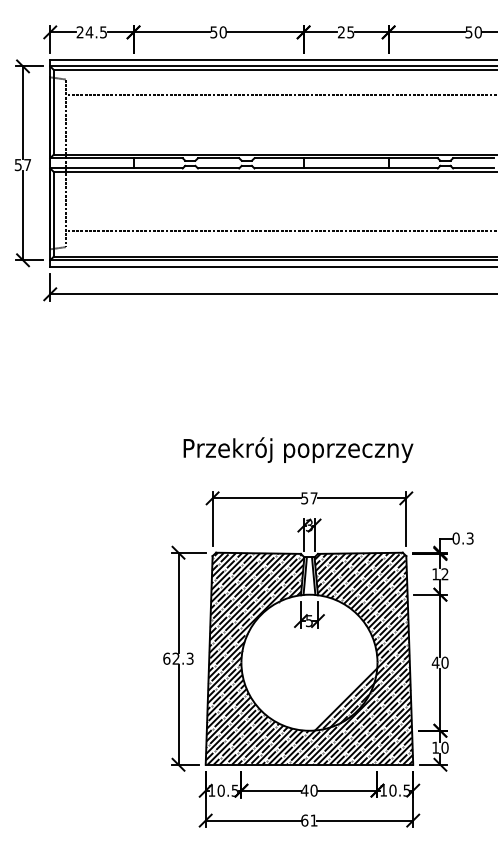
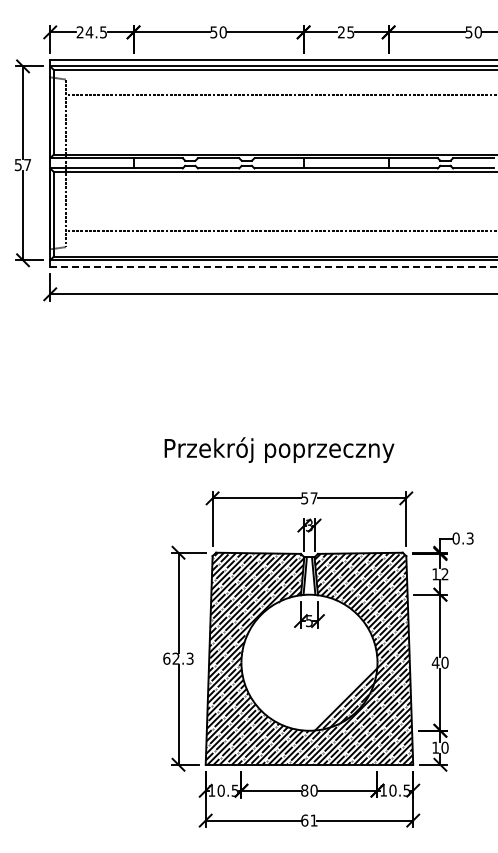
line: solid -> dashed (274, 267)
text position: (298, 449) -> (279, 449) (279, 449)
text: 40 -> 80 (304, 790)
